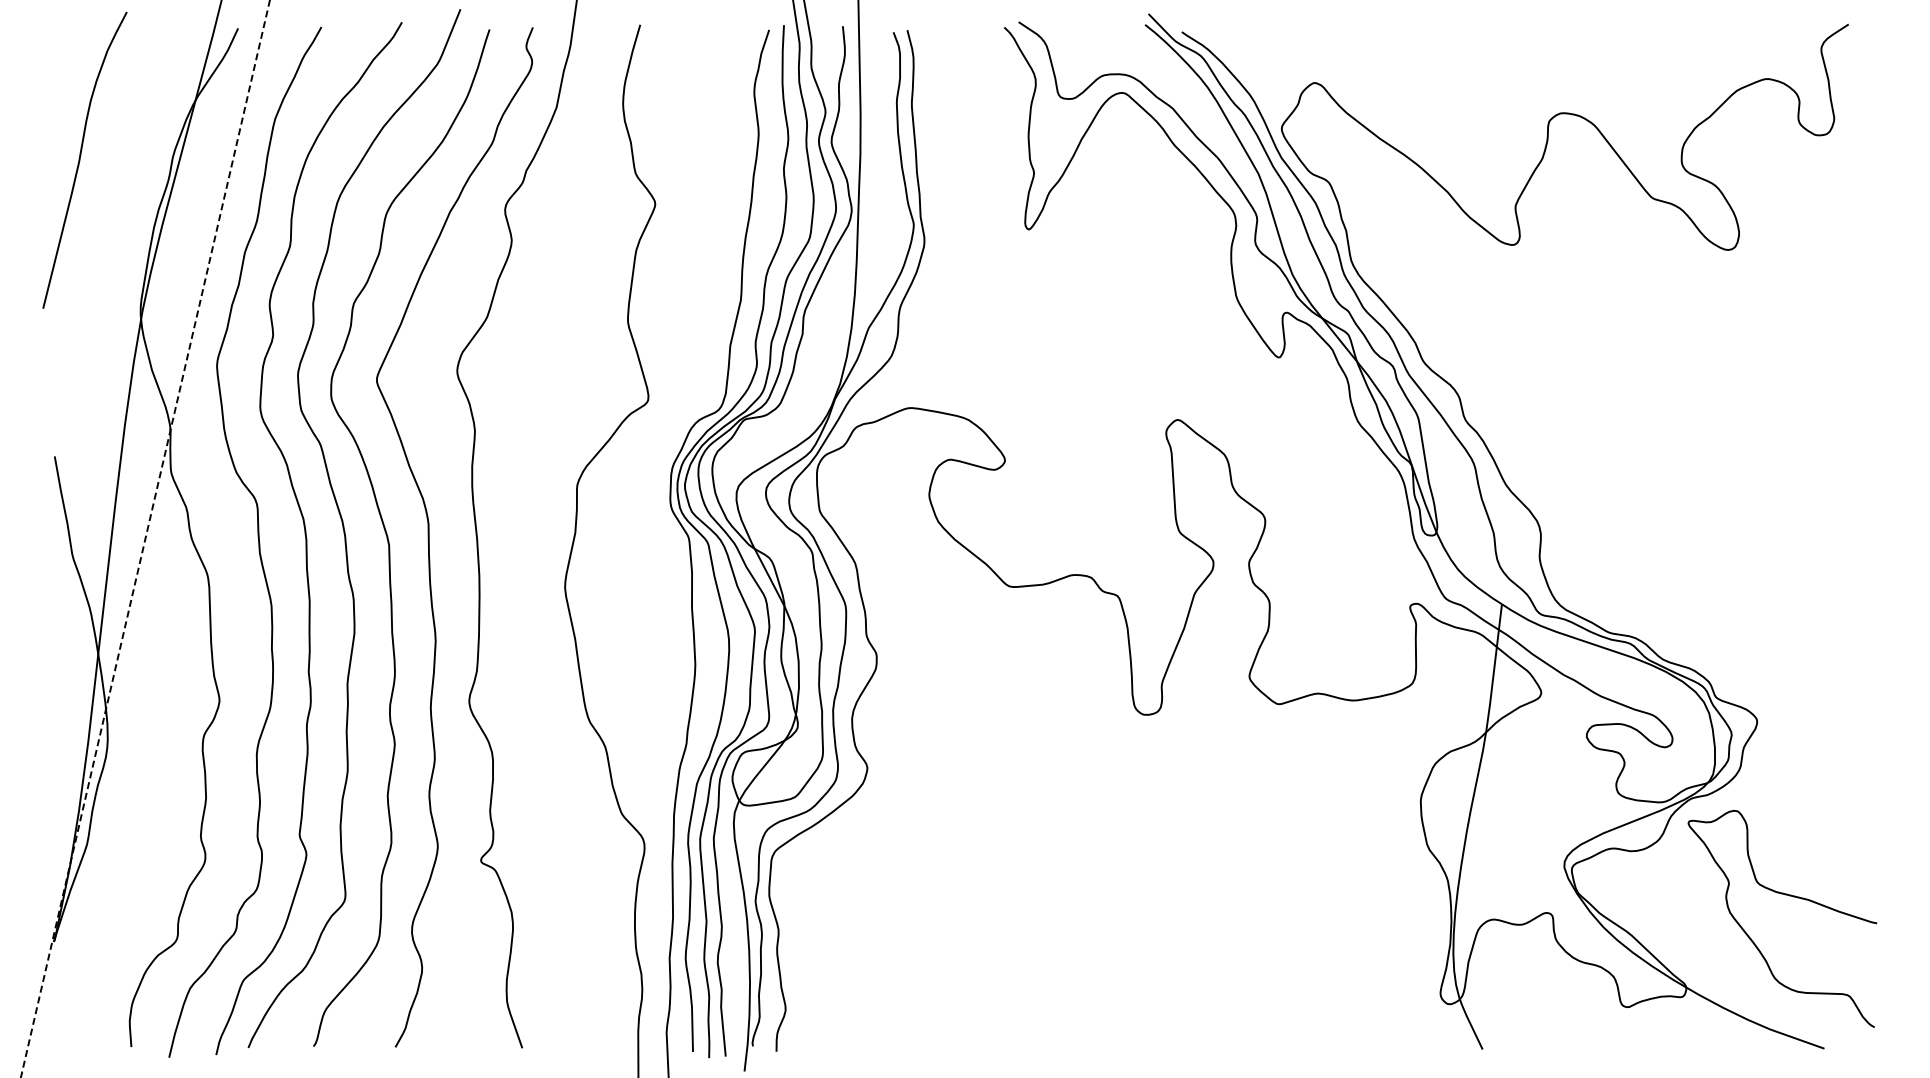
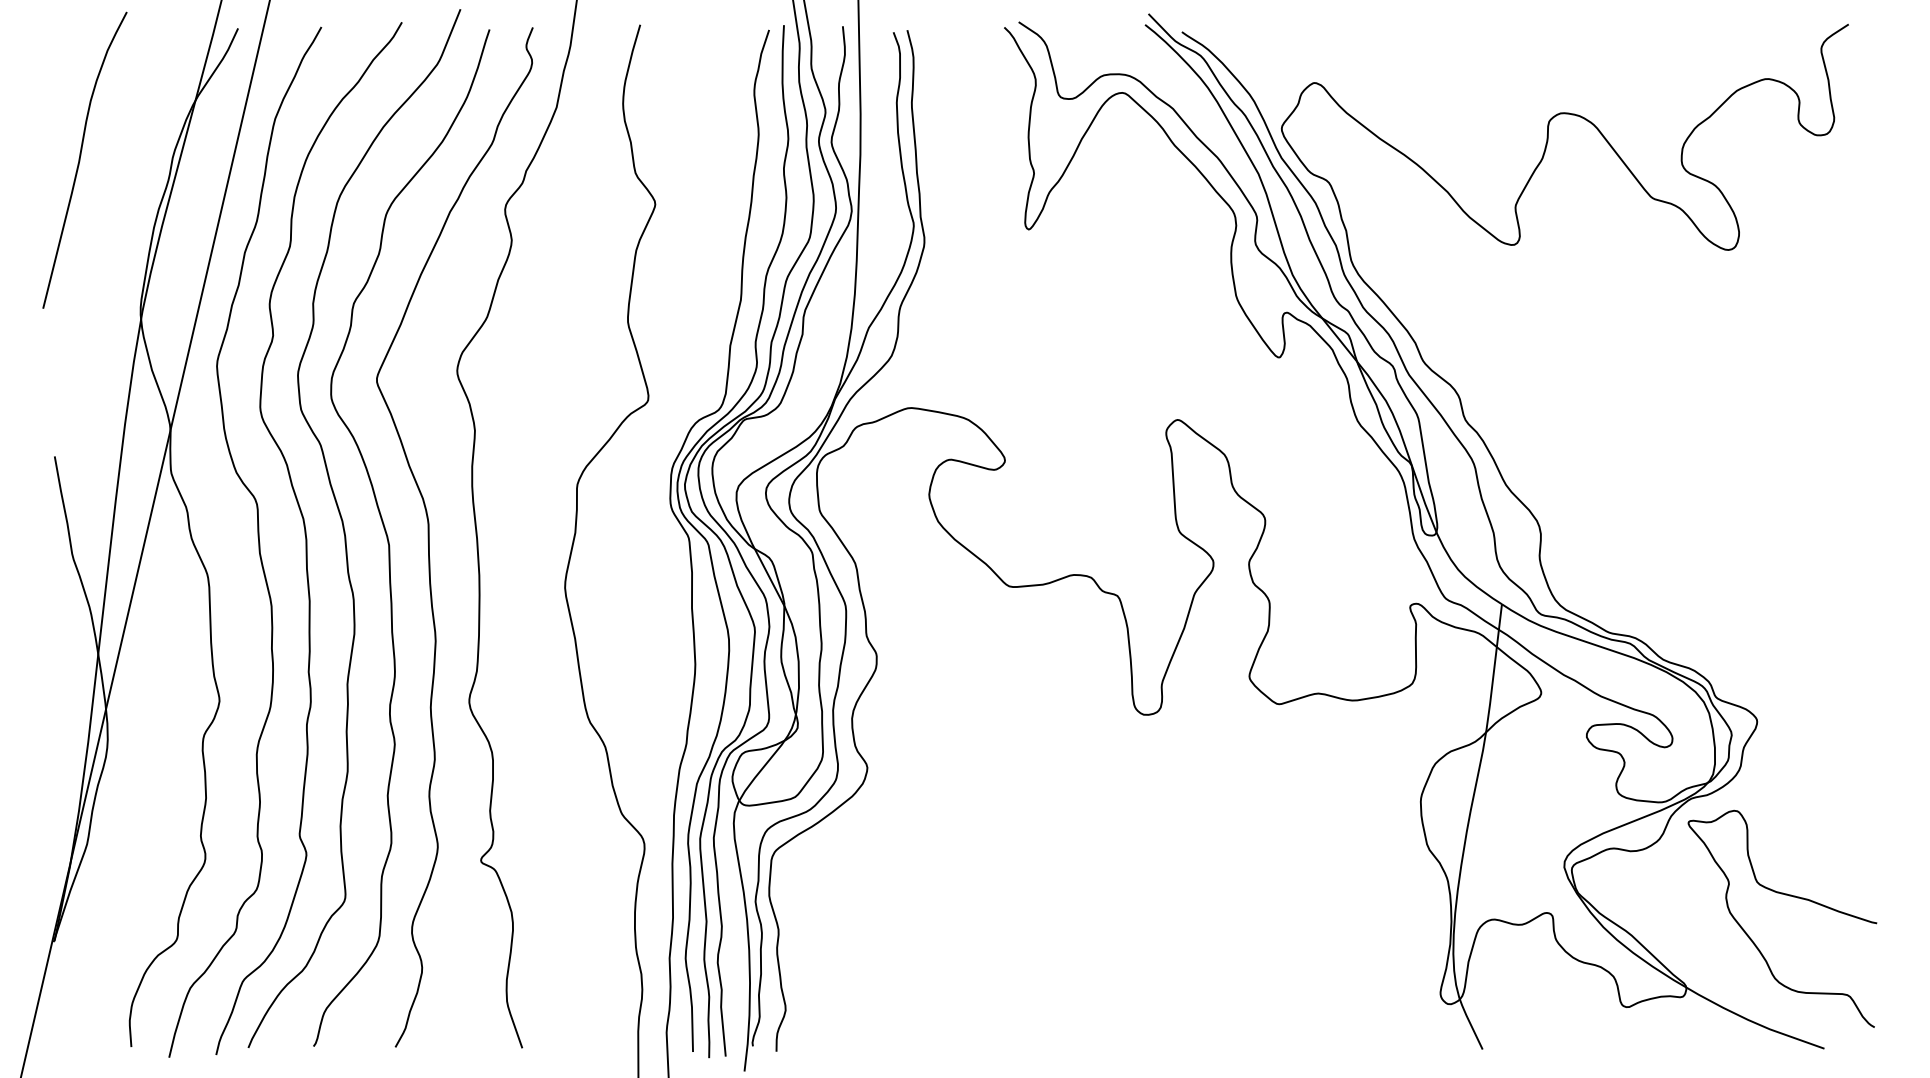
line: dashed -> solid (145, 538)
